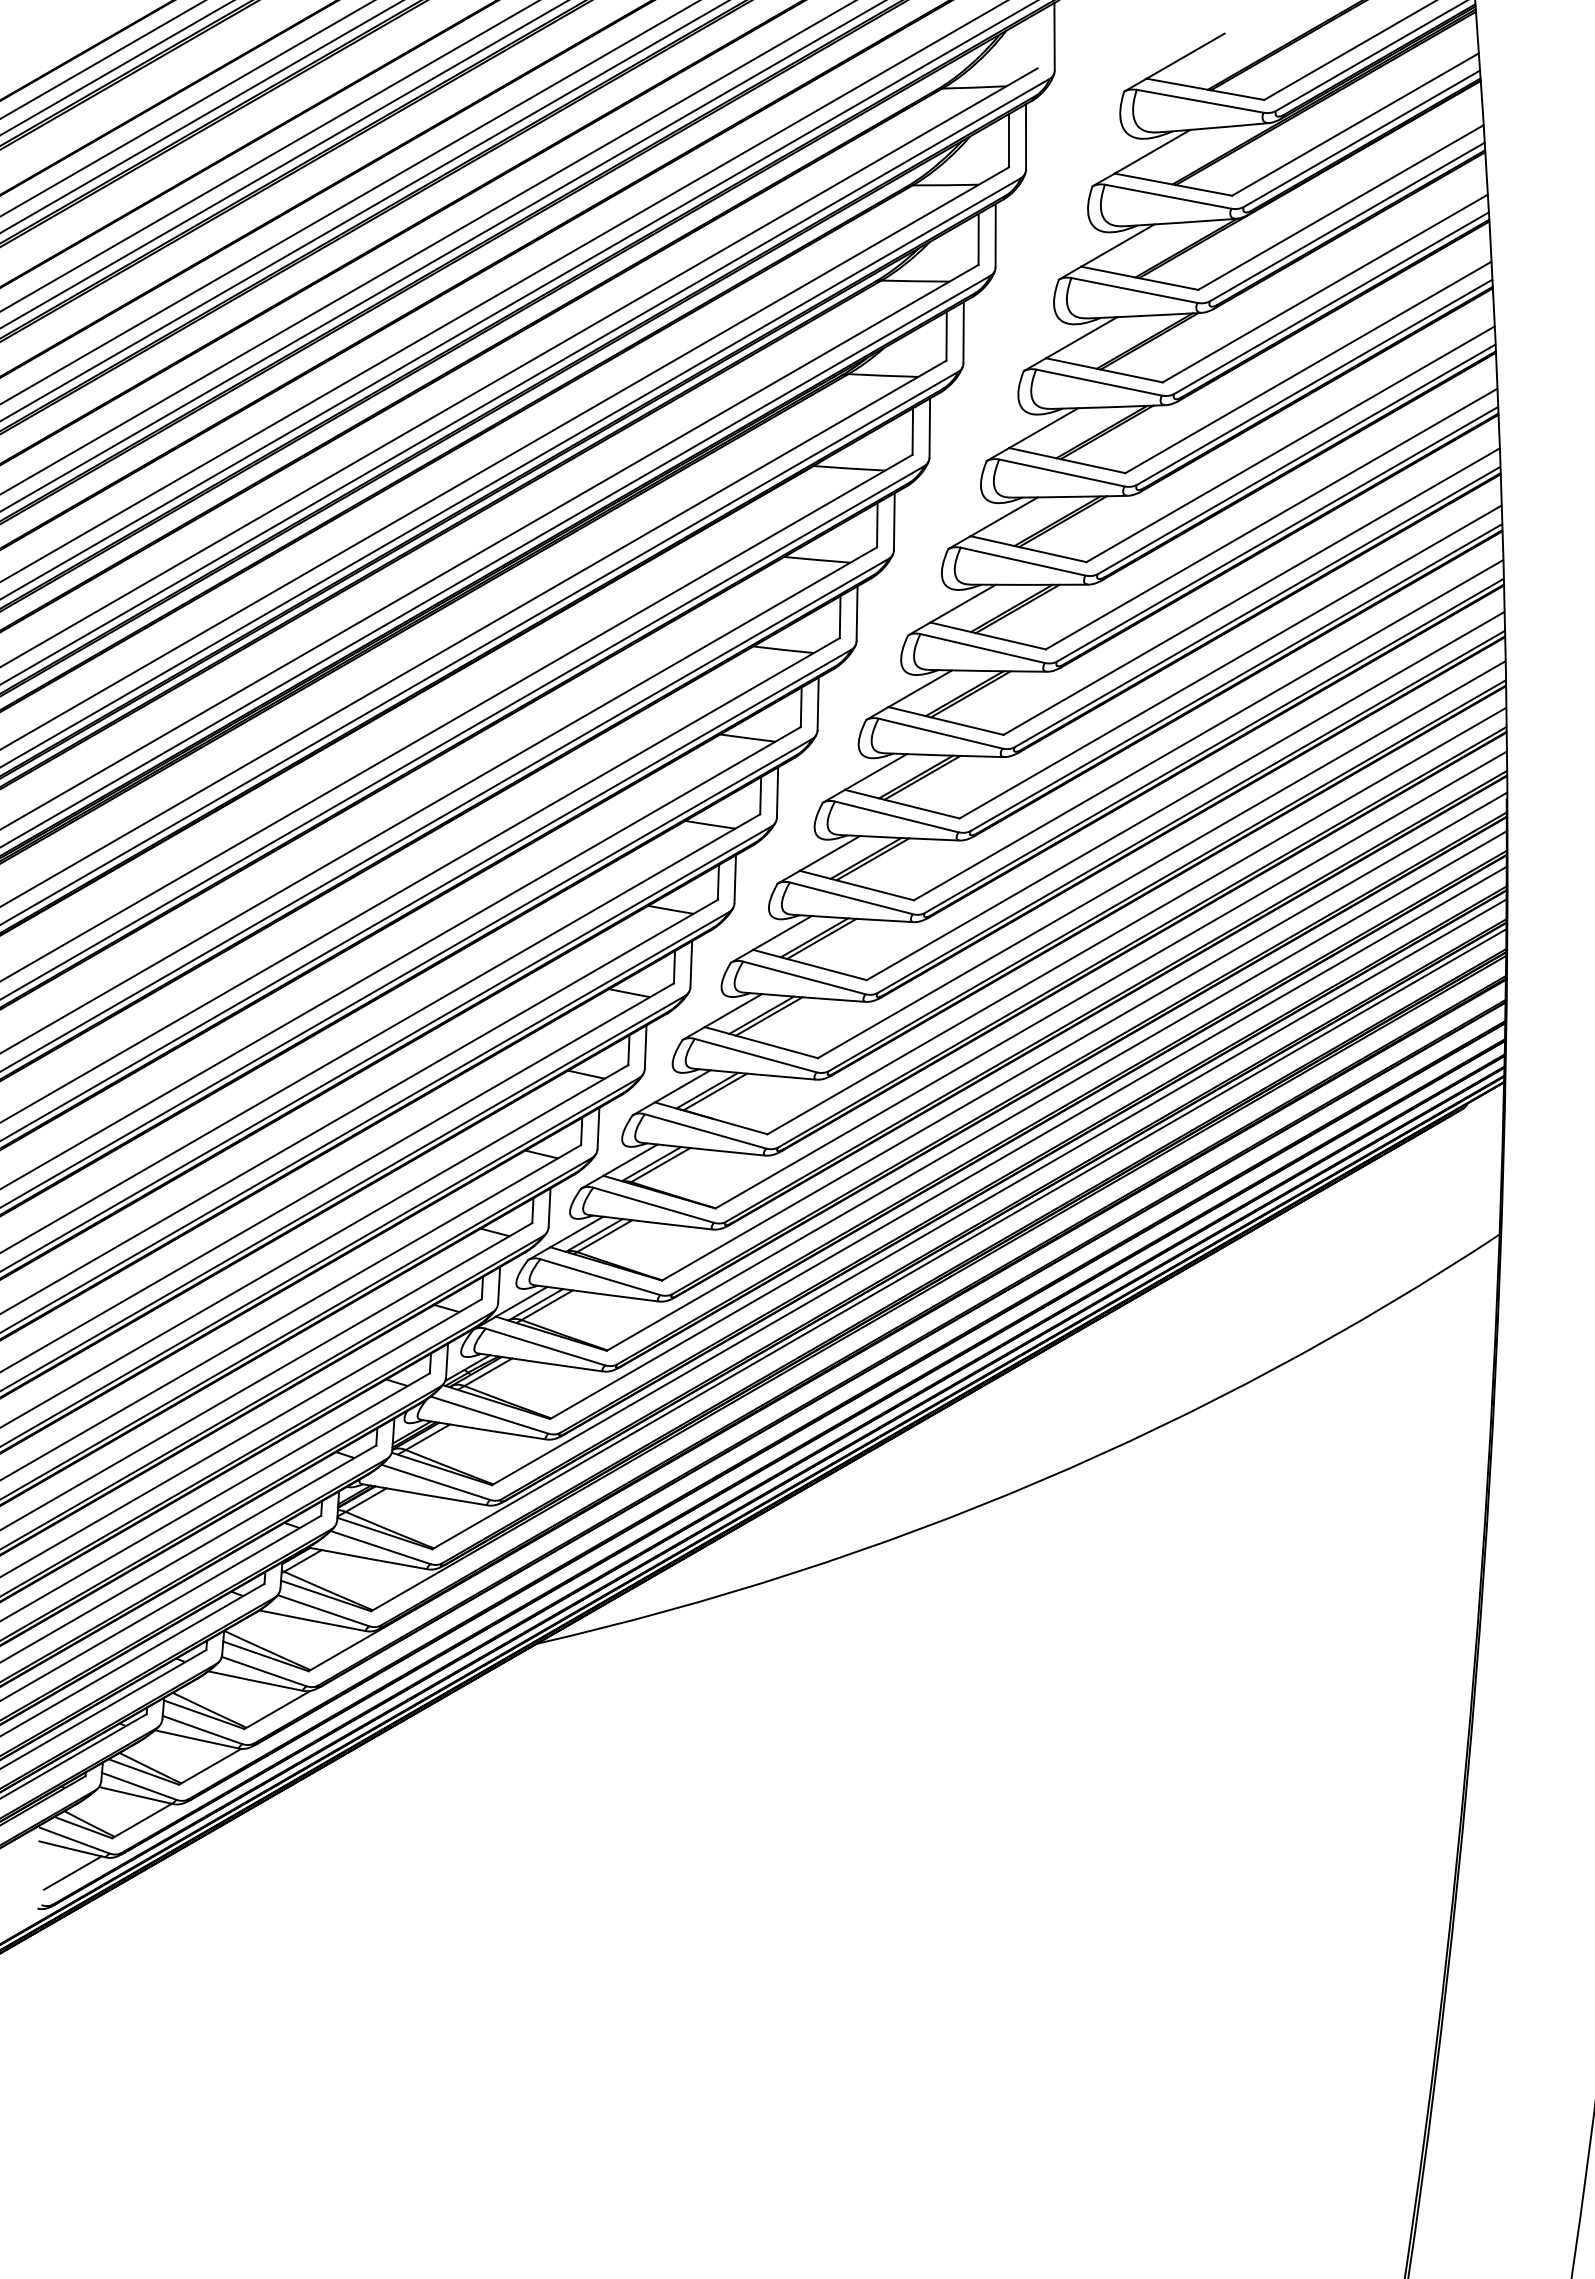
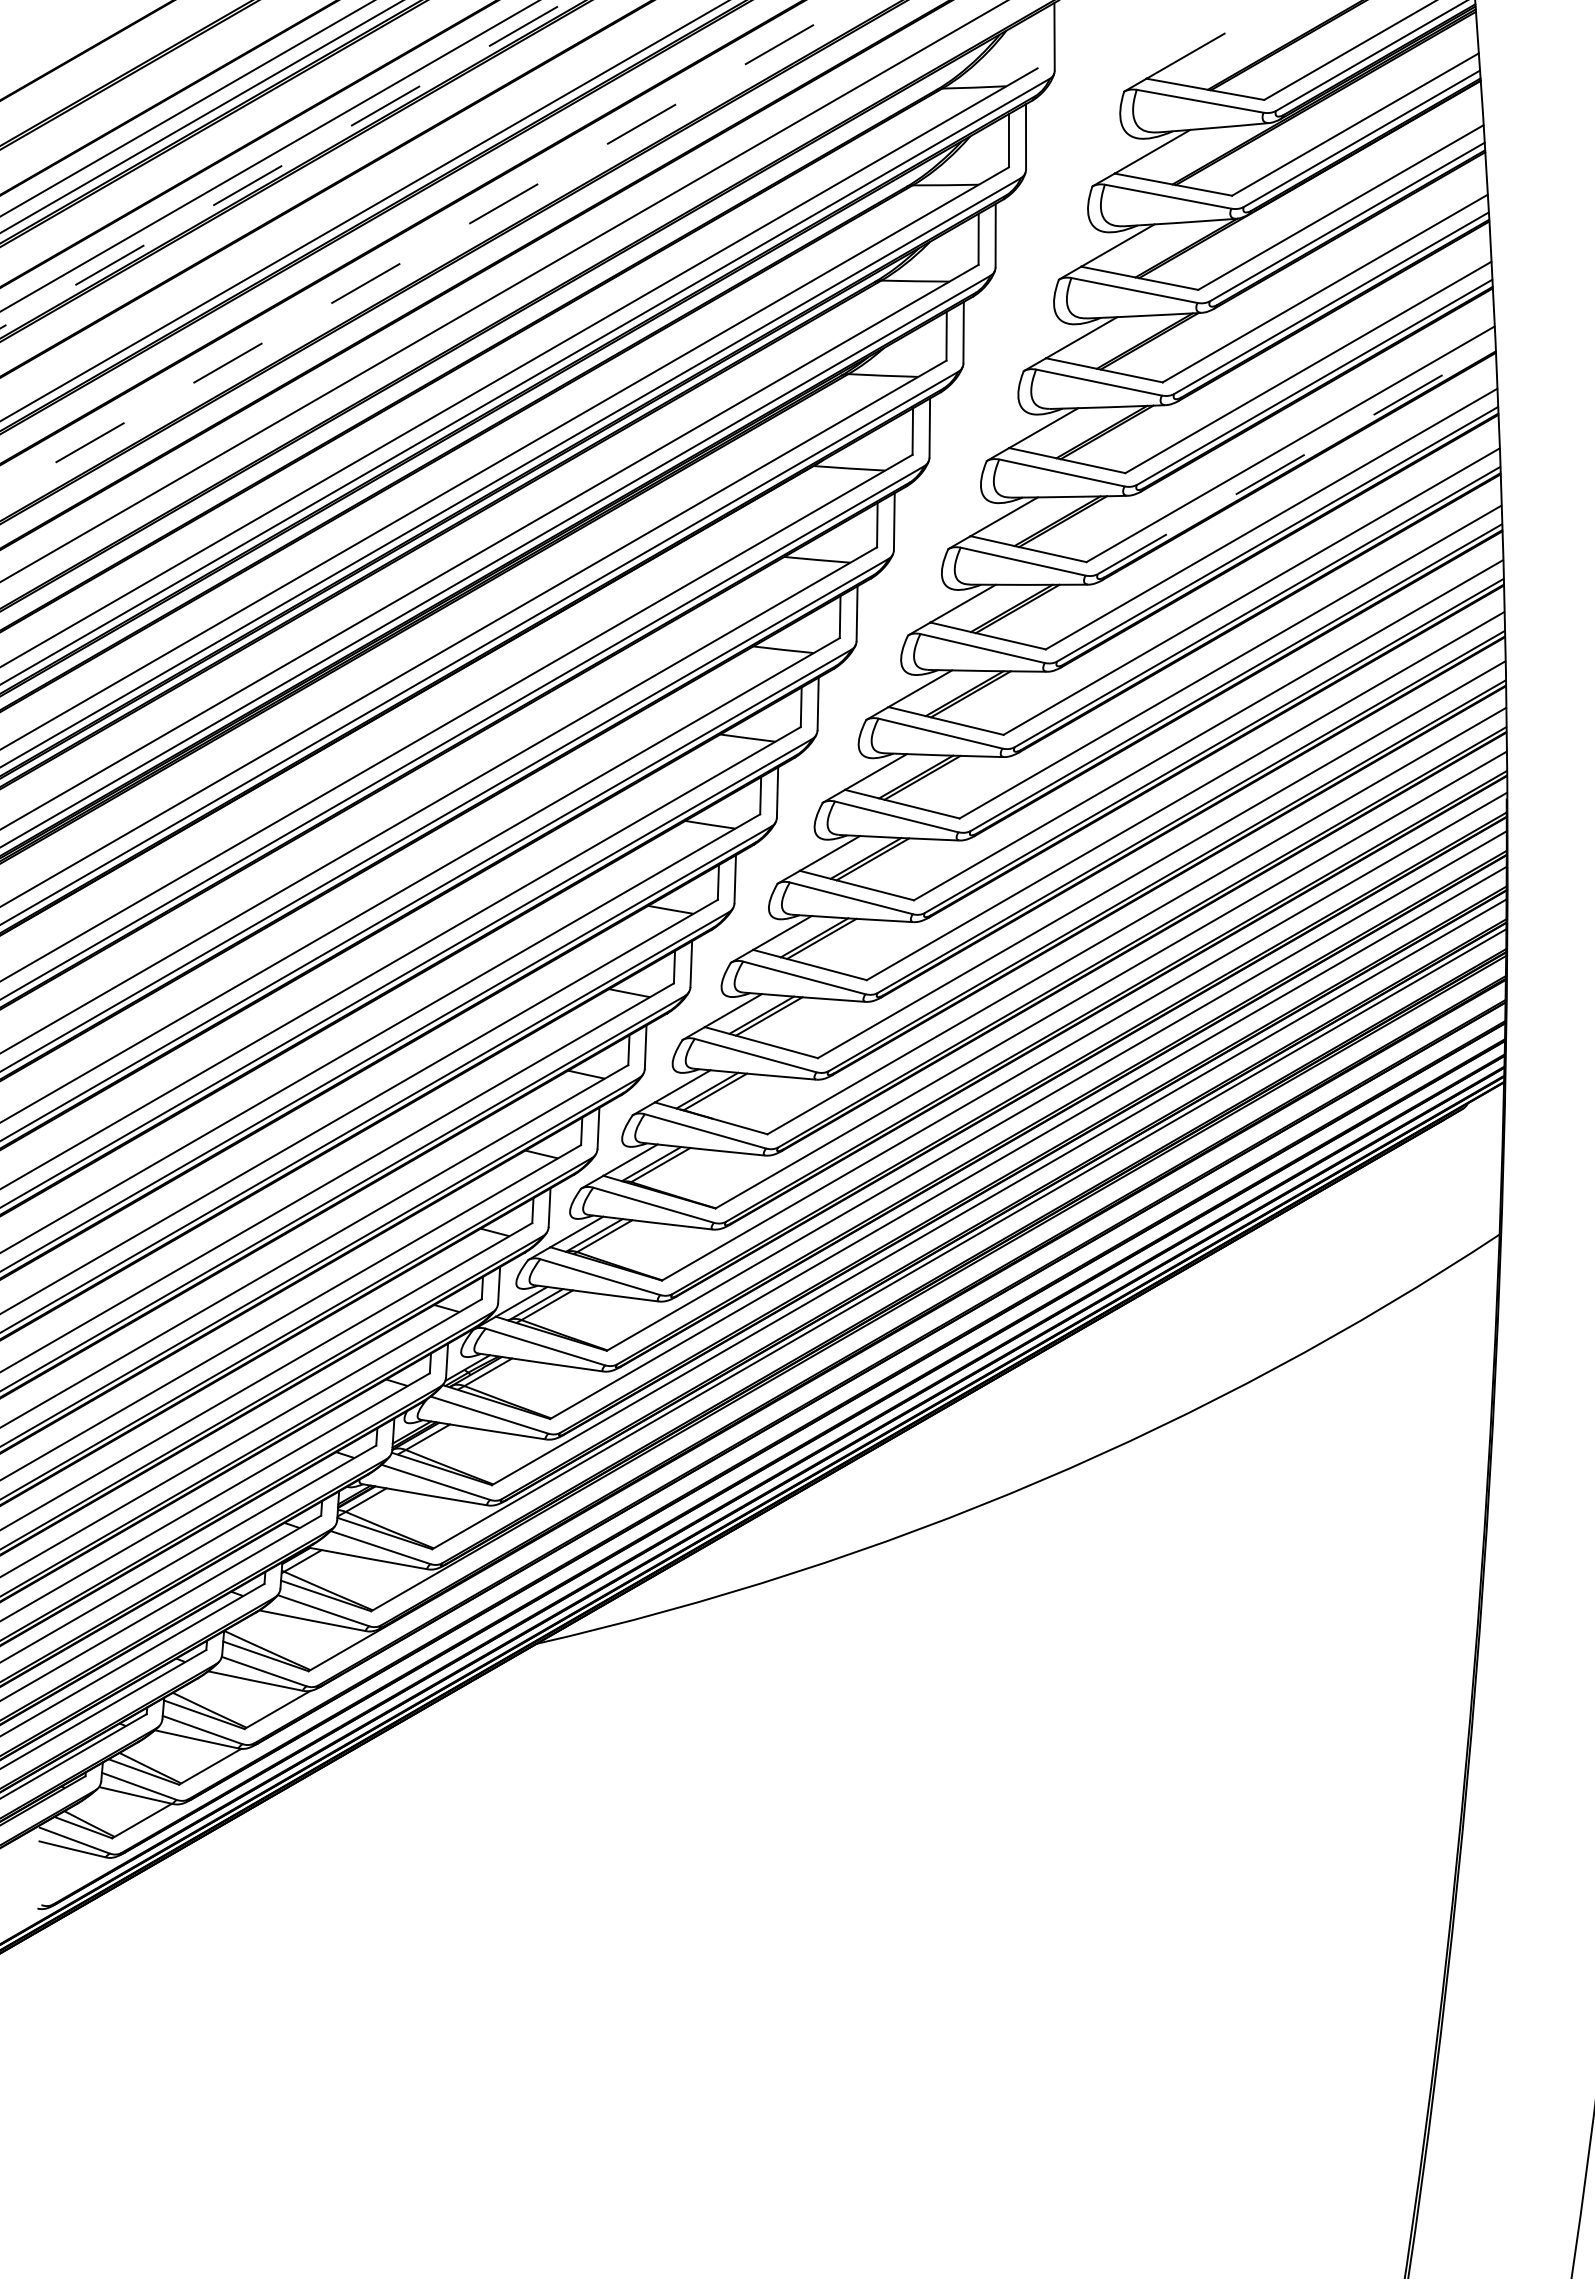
line: present -> none (102, 60)
line: present -> none (116, 67)
line: solid -> dashed (285, 164)
line: present -> none (349, 202)
line: solid -> dashed (428, 247)
line: present -> none (442, 256)
line: present -> none (518, 300)
line: solid -> dashed (1297, 459)
line: present -> none (72, 1872)
